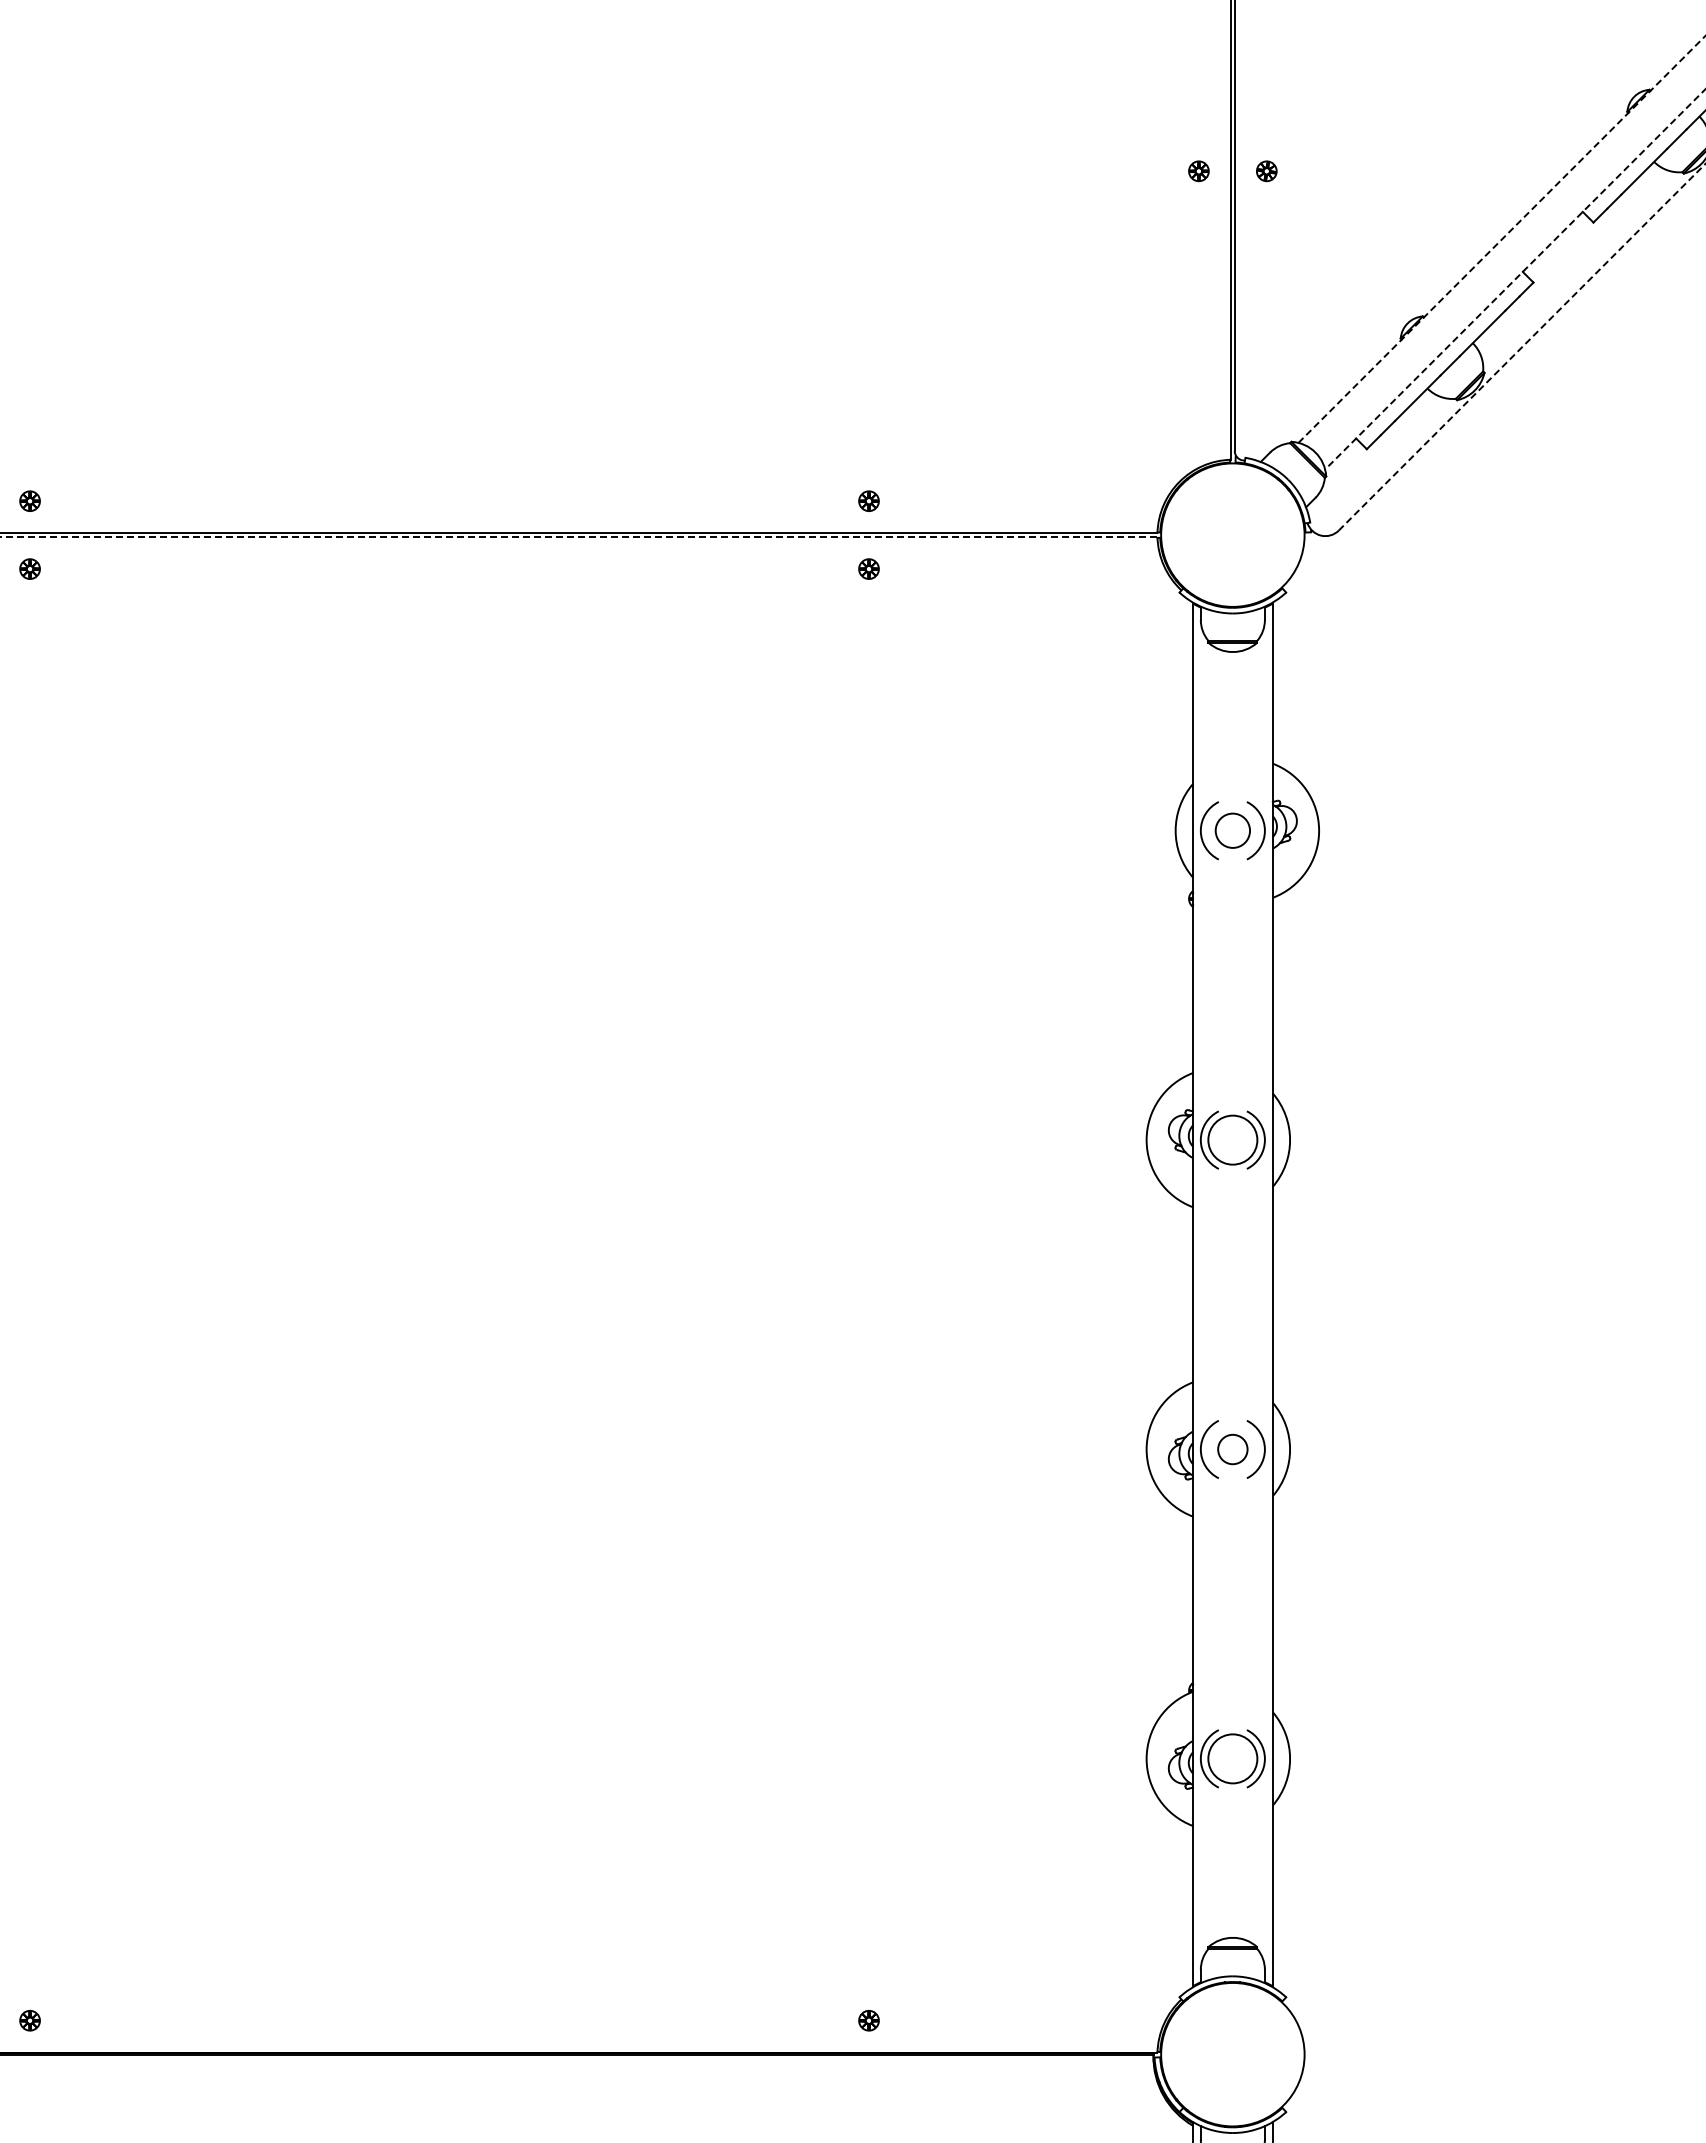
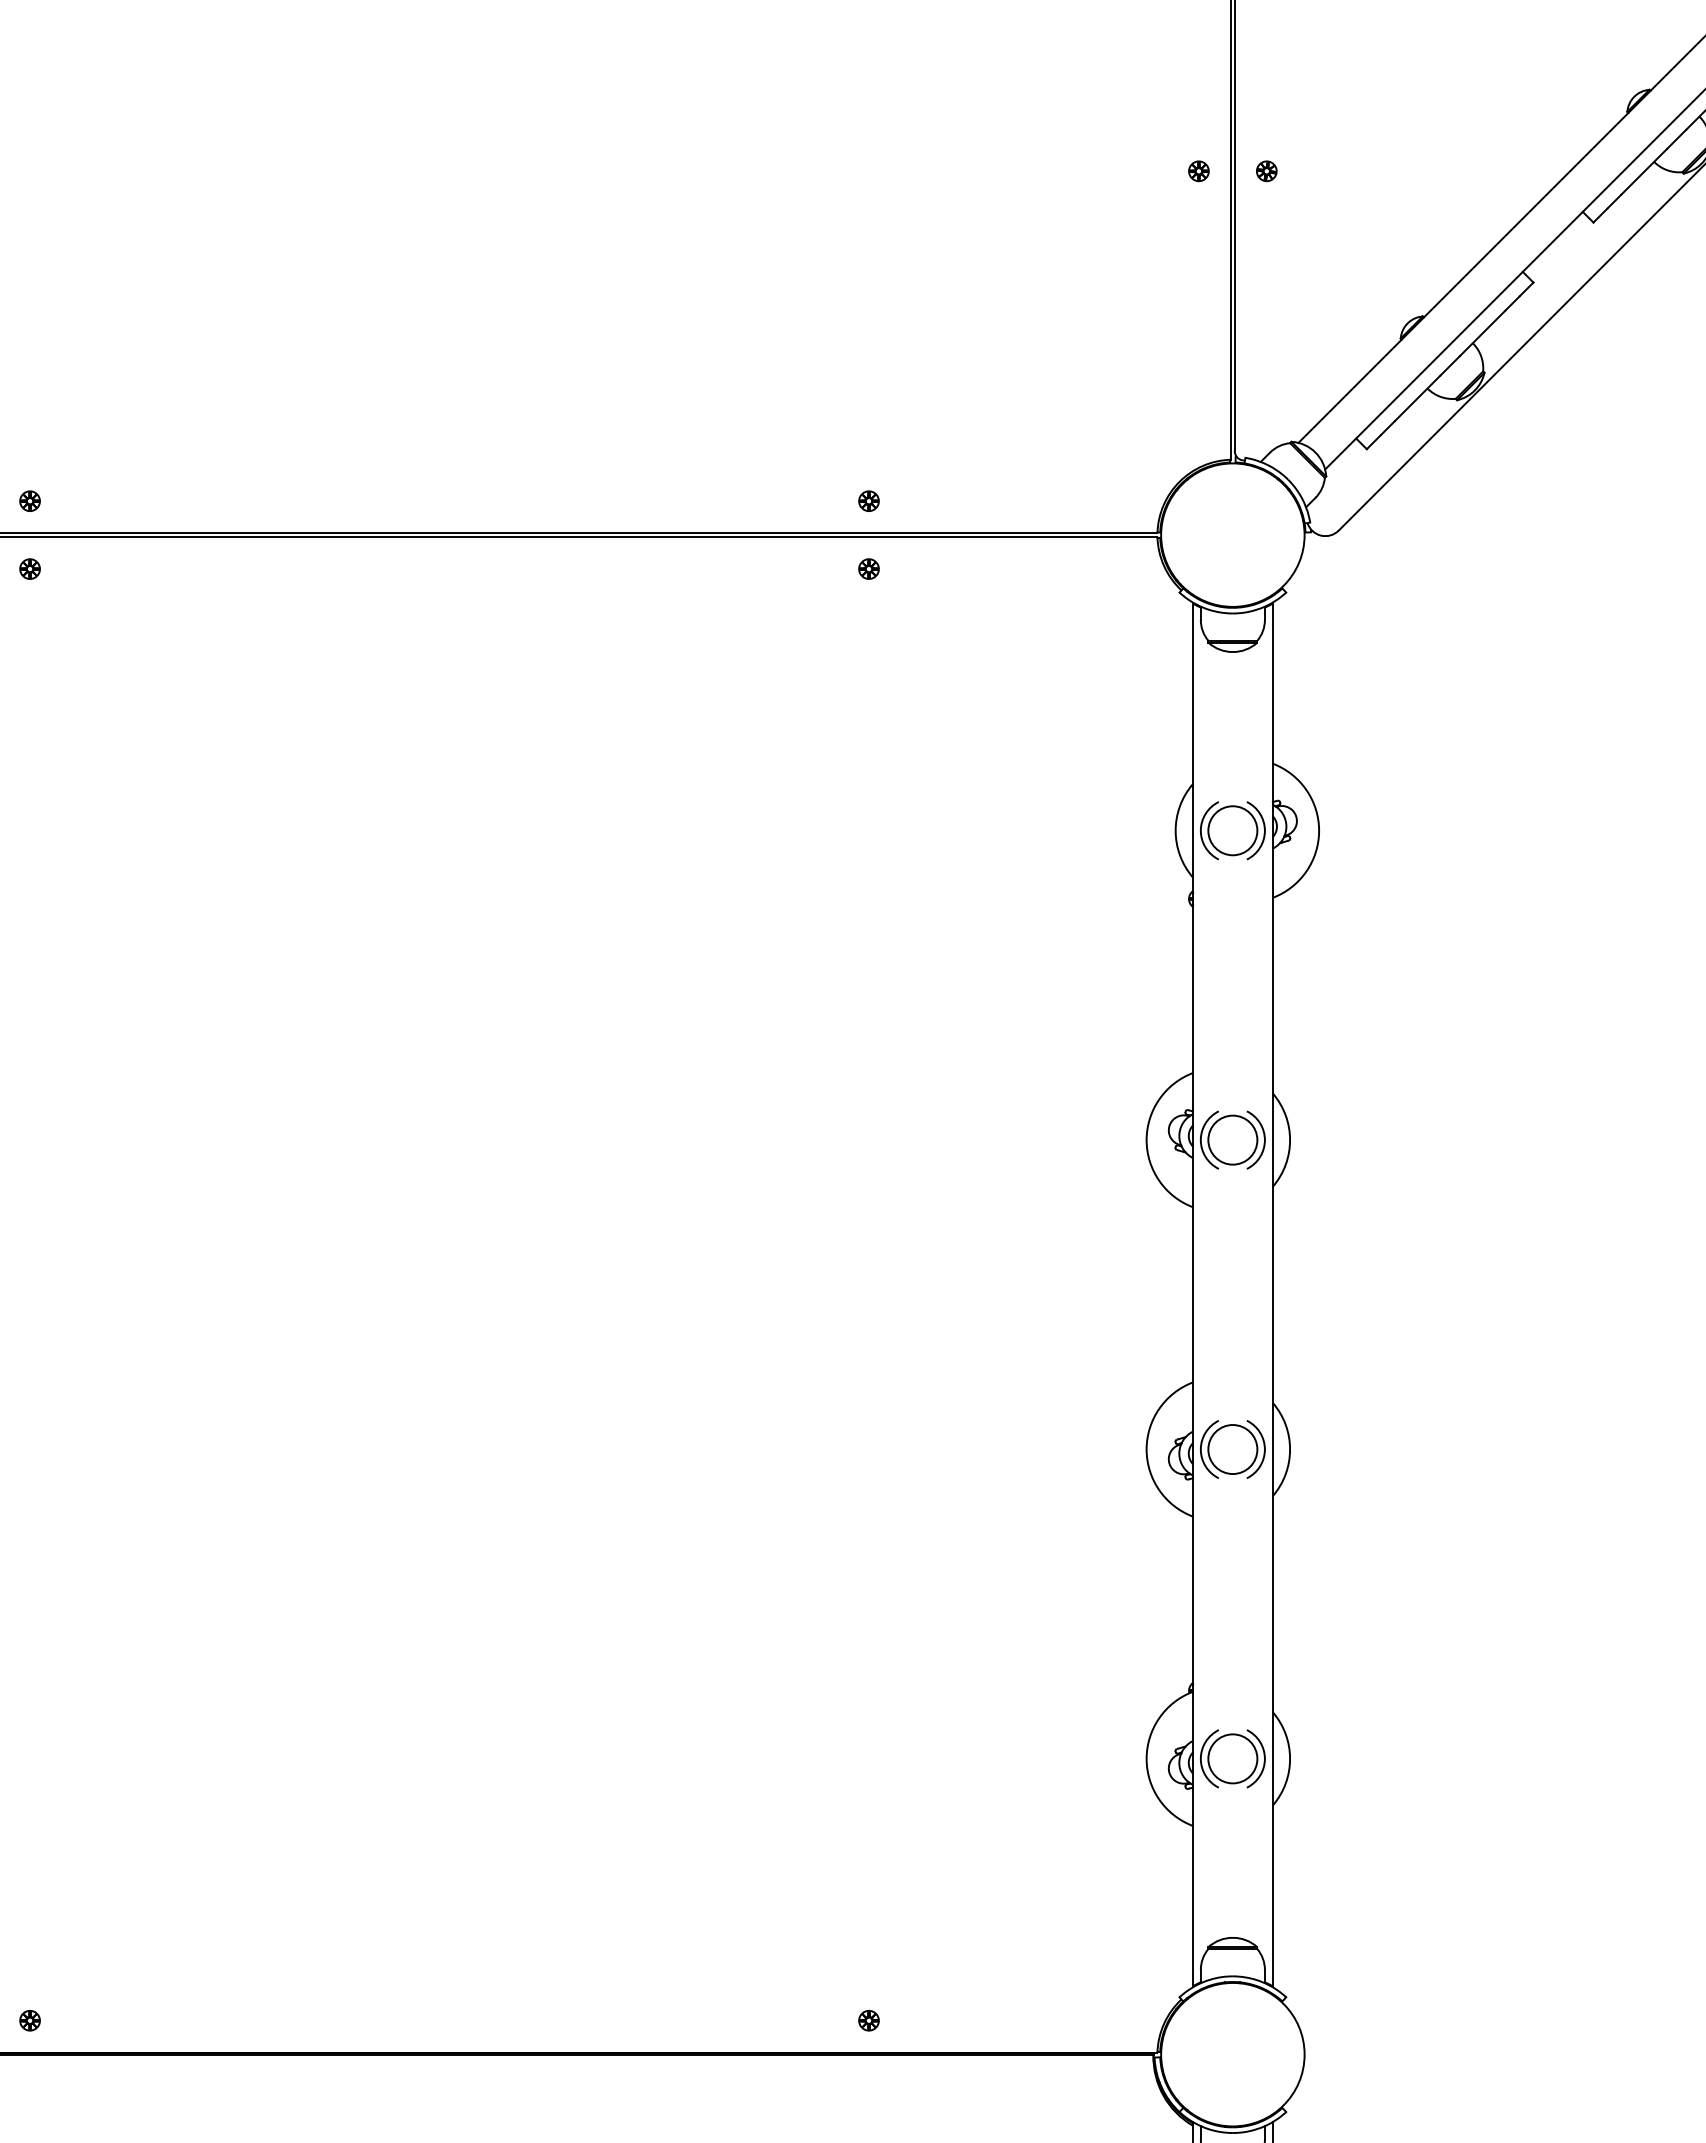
line: dashed -> solid (1502, 239)
line: dashed -> solid (1515, 279)
line: dashed -> solid (1522, 346)
line: dashed -> solid (578, 537)
circle diameter: 34 px -> 49 px (1232, 830)
circle diameter: 29 px -> 49 px (1232, 1449)
